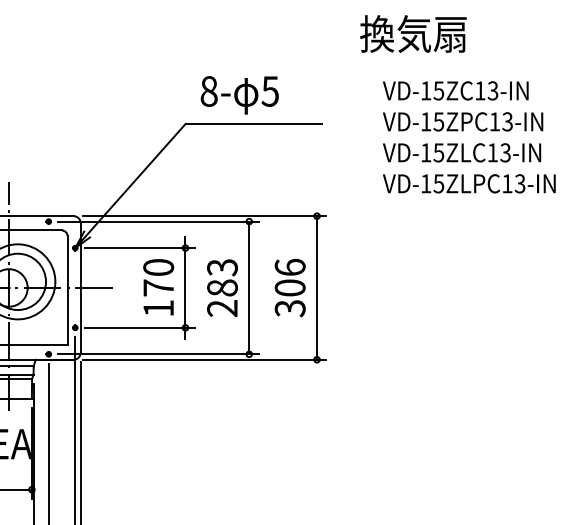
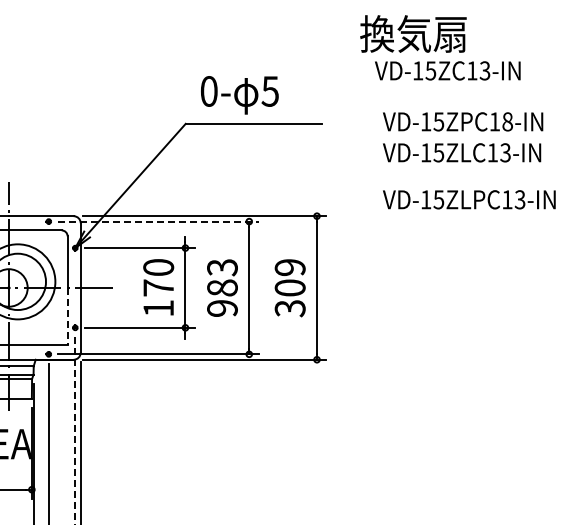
text position: (455, 90) -> (447, 70) (447, 70)
text: 8- -> 0- (208, 91)
text: VD-15ZPC13-IN -> VD-15ZPC18-IN (507, 121)
text position: (469, 183) -> (469, 199) (469, 199)
line: solid -> dashed (158, 221)
text: 306 -> 309 (289, 267)
text: 283 -> 983 (222, 308)
line: solid -> dashed (67, 316)
line: solid -> dashed (75, 431)
